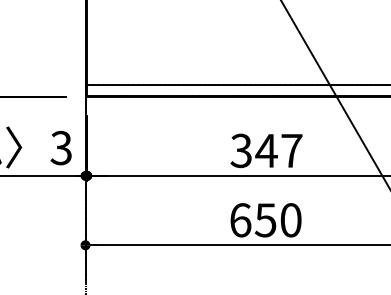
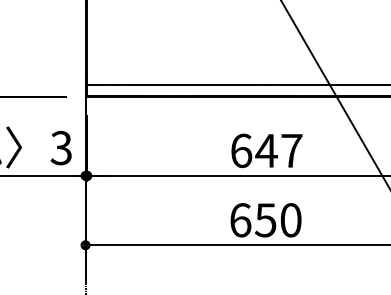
text: 347 -> 647 (241, 150)
